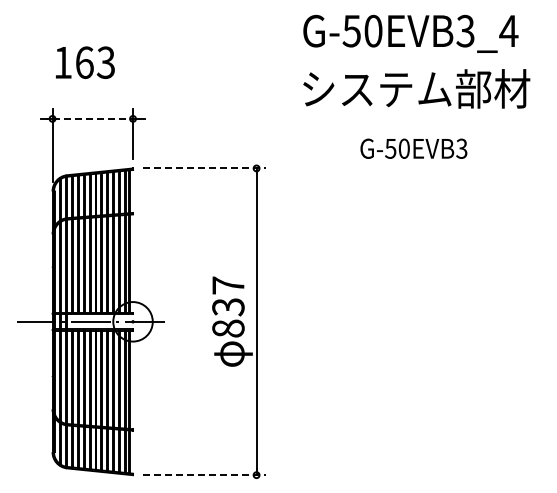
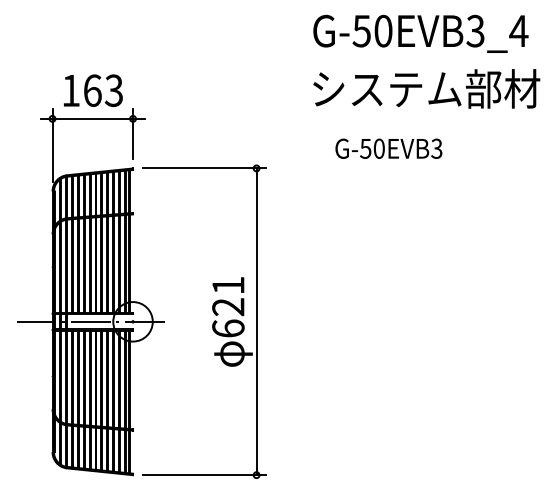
text position: (410, 33) -> (420, 33) (420, 33)
text position: (85, 62) -> (93, 90) (93, 90)
text position: (416, 88) -> (426, 88) (426, 88)
line: dashed -> solid (93, 118)
text position: (413, 148) -> (388, 148) (388, 148)
line: dashed -> solid (204, 168)
text: 837 -> 621 (228, 306)
line: dashed -> solid (204, 475)
